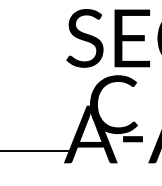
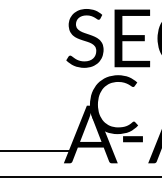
line: none -> present (80, 177)
